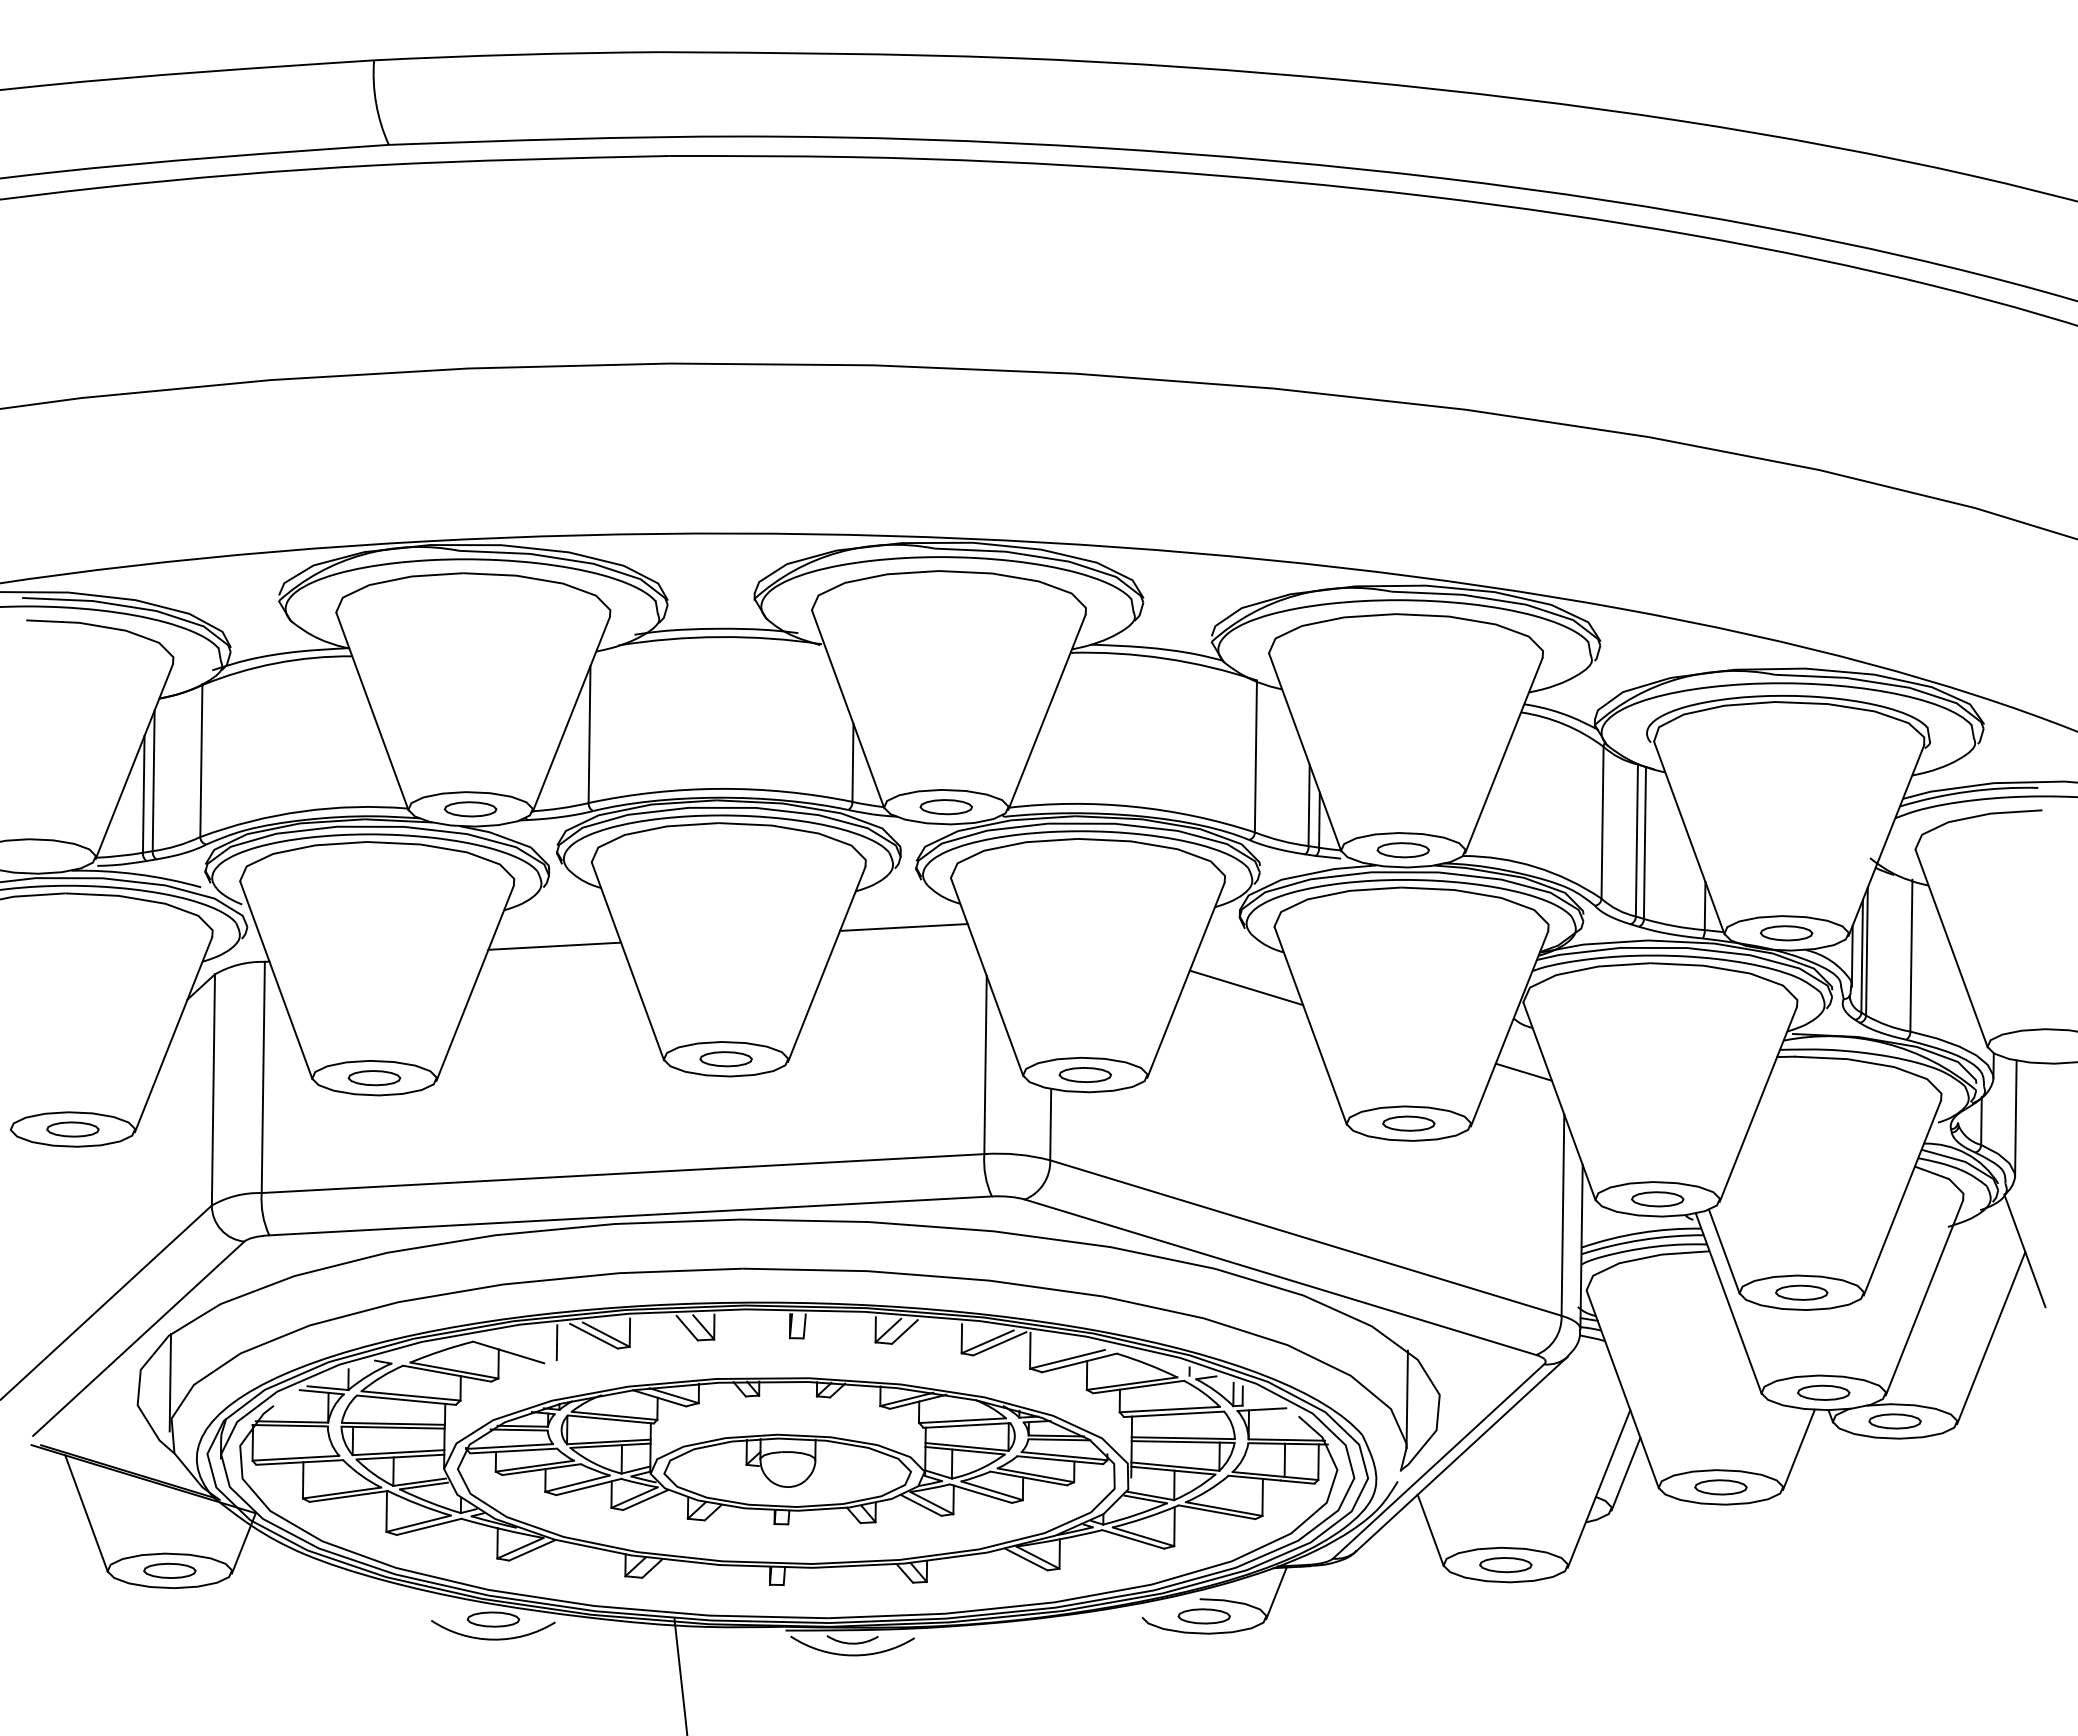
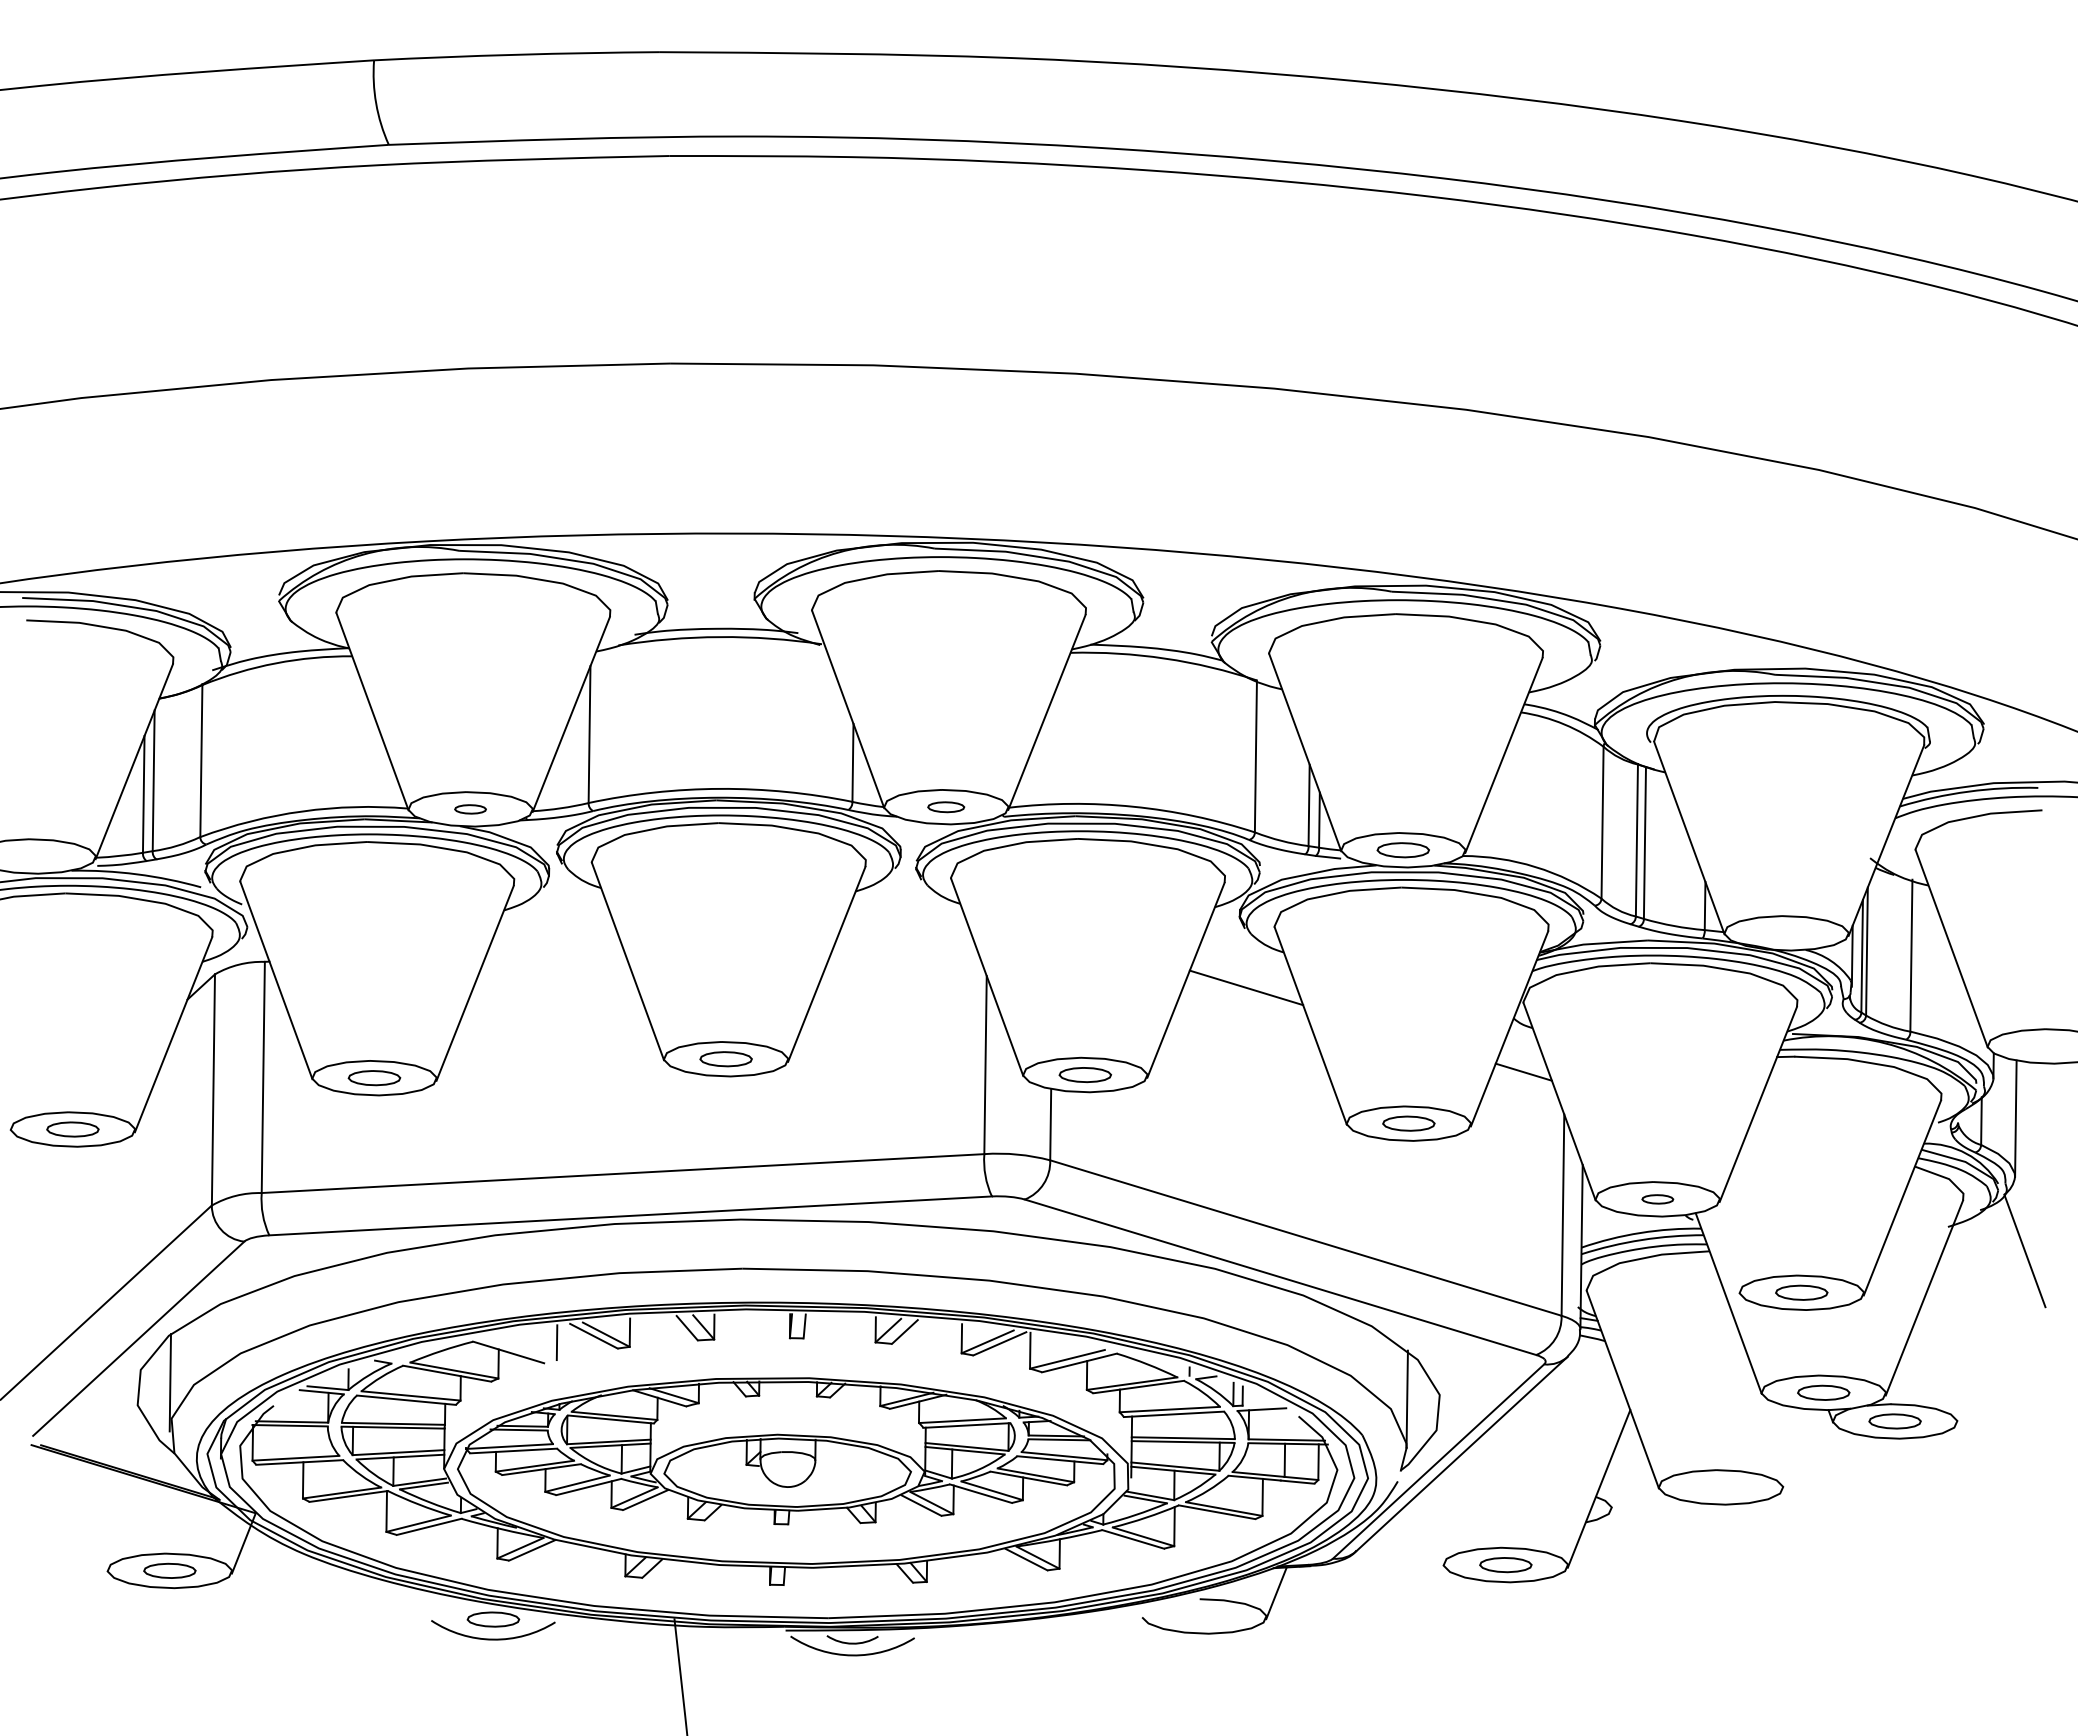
part size: 54x17 px -> 39x13 px (946, 807)
part size: 55x17 px -> 33x11 px (470, 809)
line: present -> none (903, 927)
part: present -> none (1786, 933)
line: present -> none (554, 945)
part size: 54x17 px -> 34x11 px (1657, 1199)
line: present -> none (1724, 1251)
line: present -> none (1991, 1338)
line: present -> none (1798, 1449)
line: present -> none (1625, 1473)
part: present -> none (1720, 1487)
line: present -> none (86, 1513)
line: present -> none (1430, 1530)
part: present -> none (1203, 1616)
